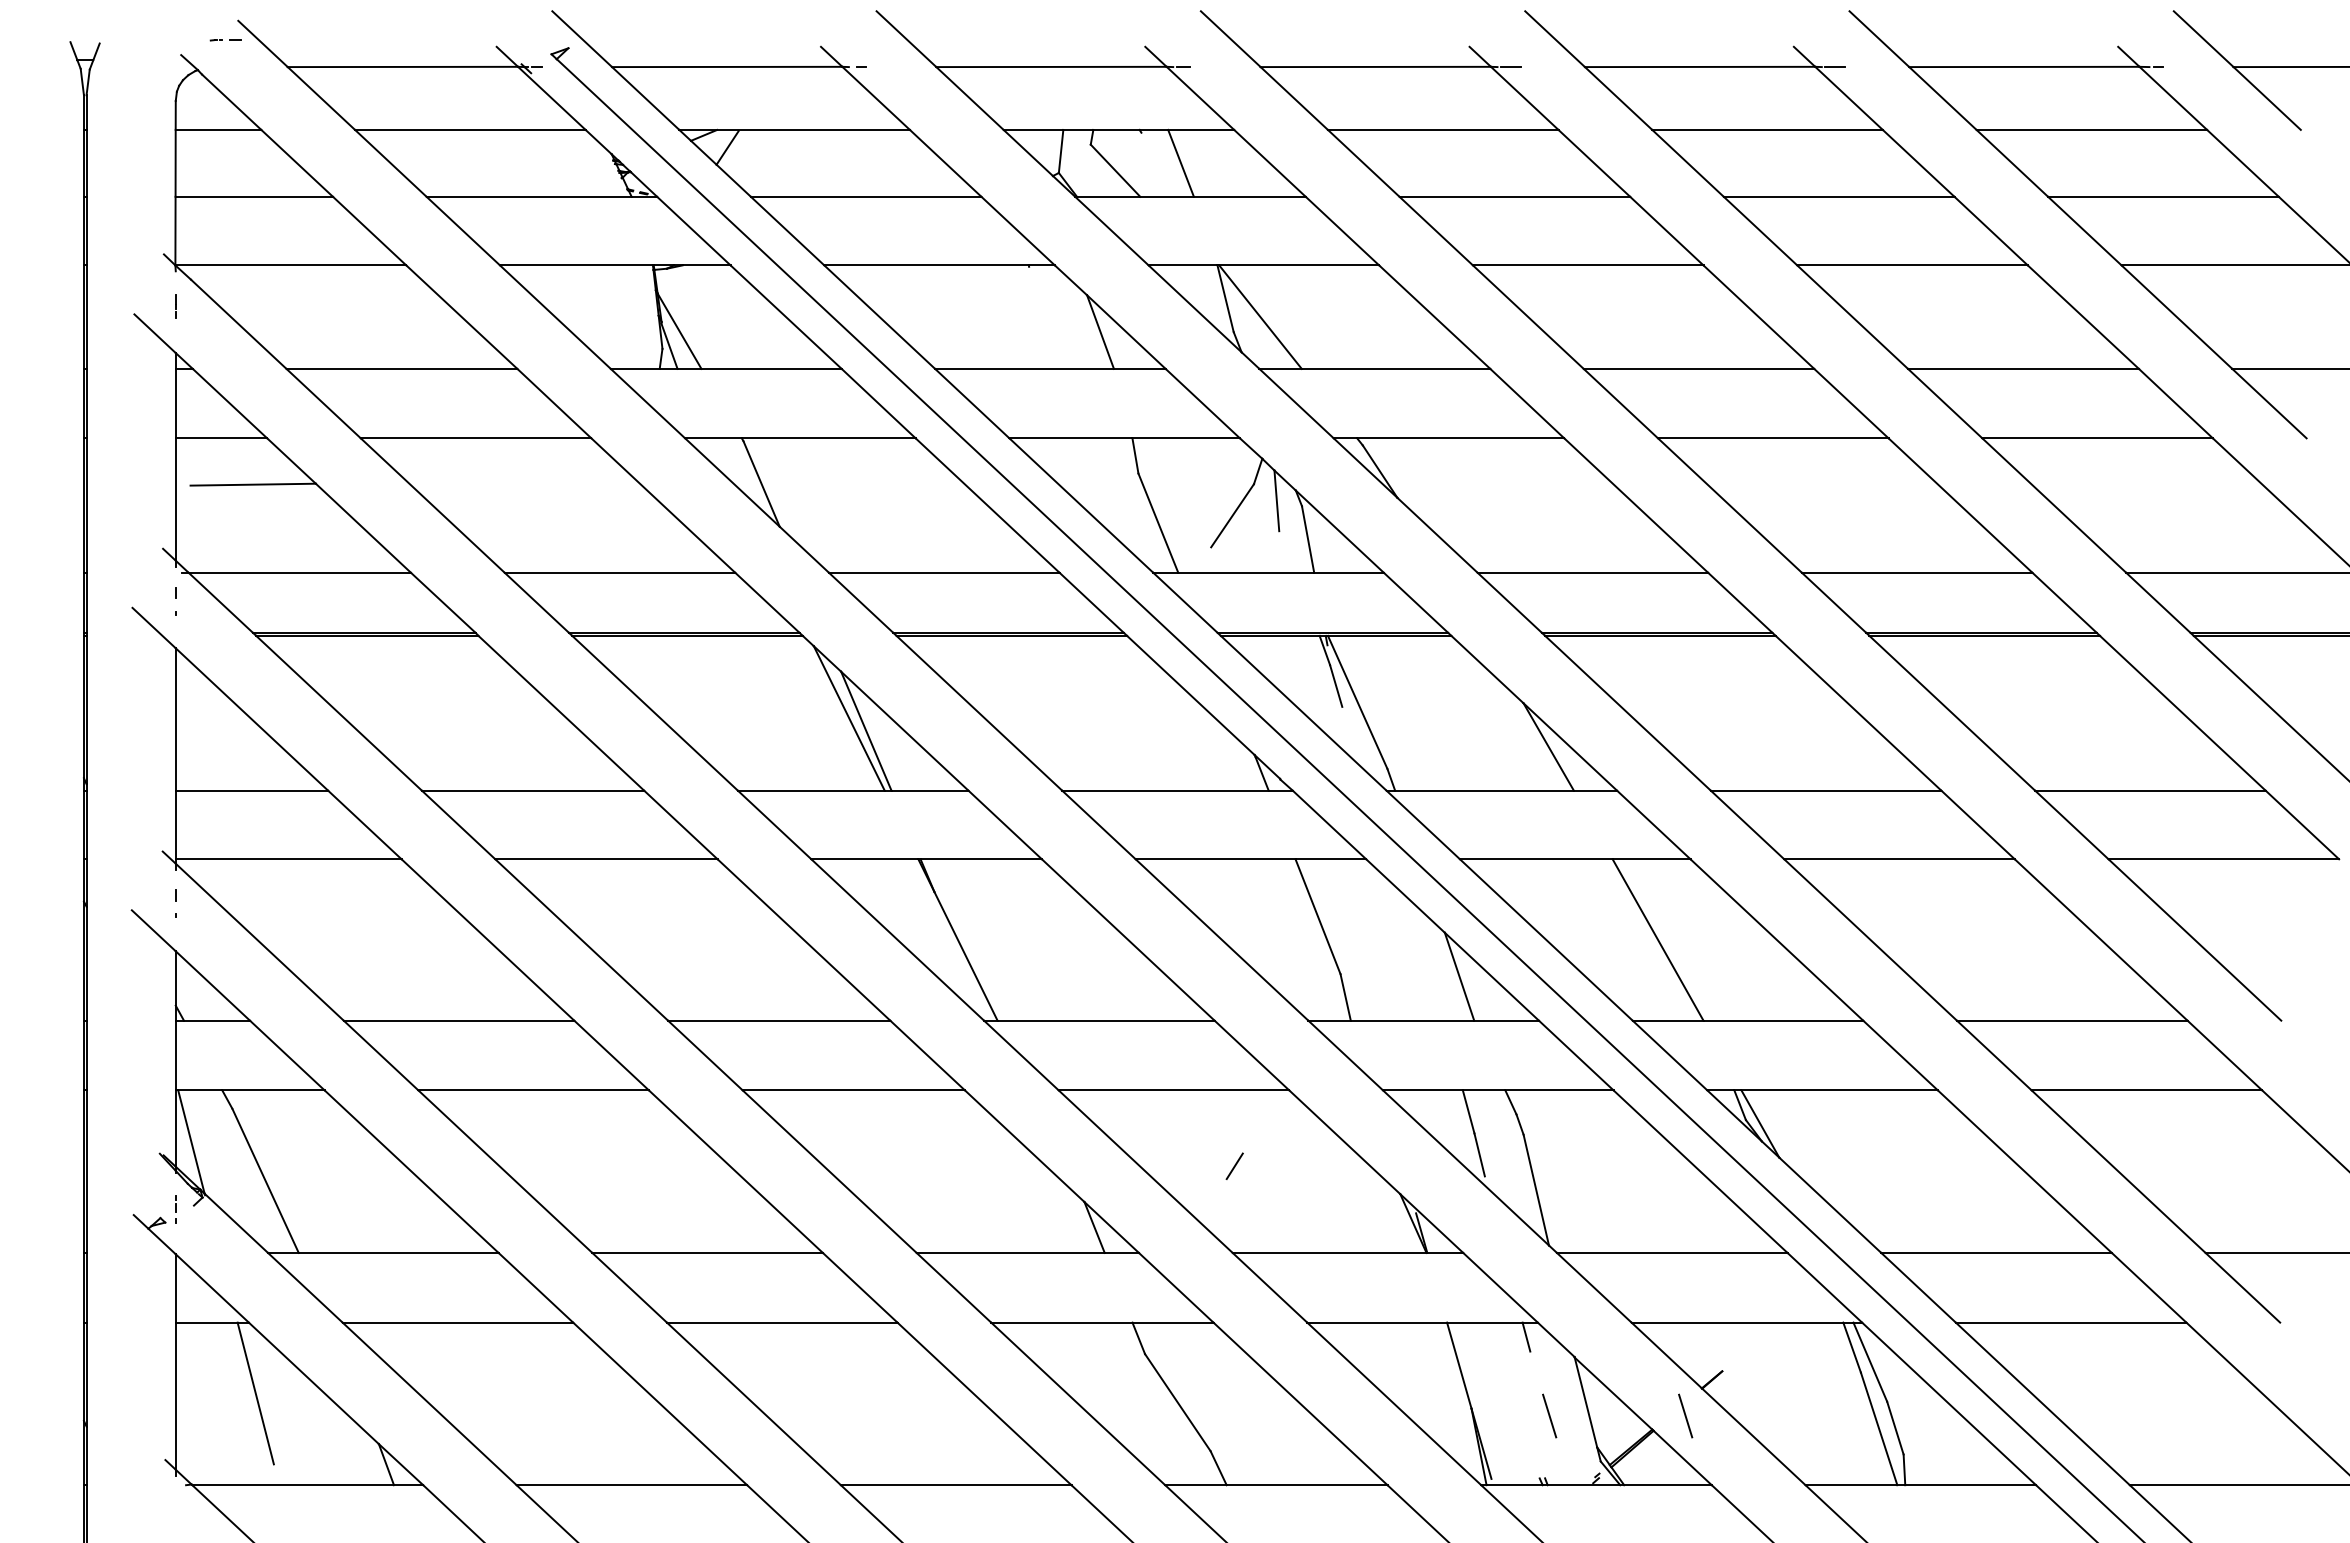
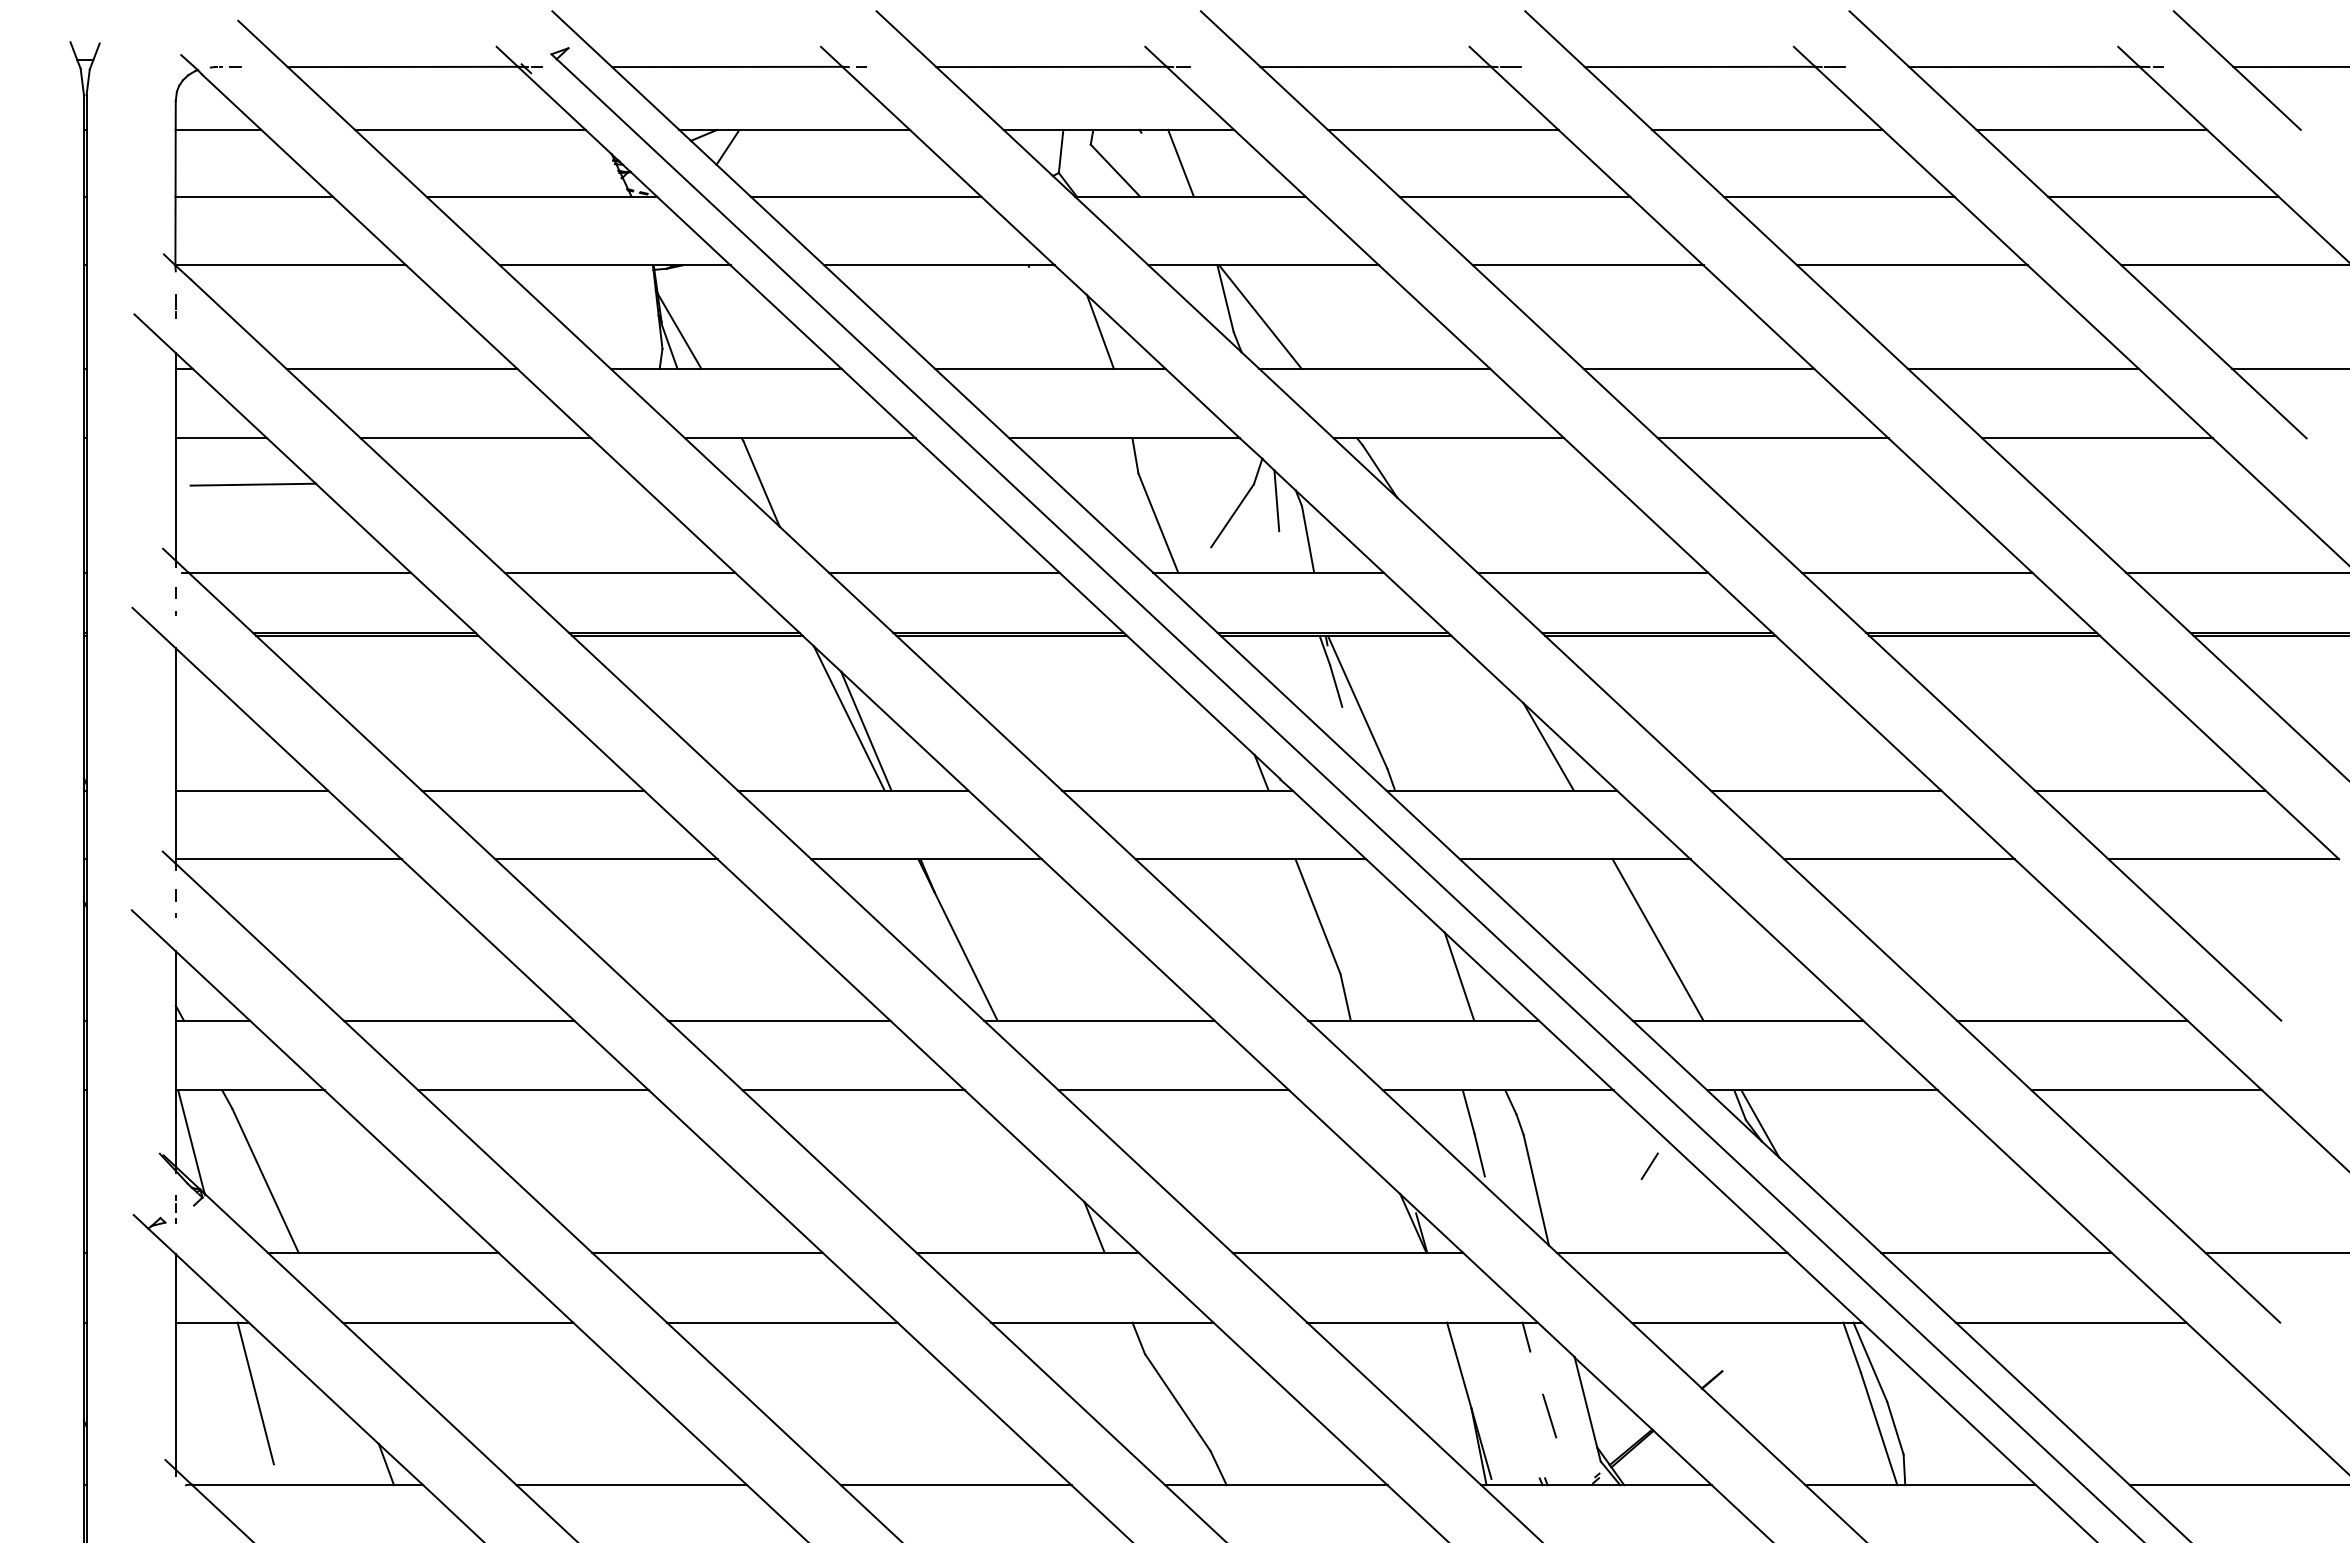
part position: (225, 40) -> (225, 67) (225, 67)
line position: (1234, 1165) -> (1649, 1165) (1649, 1165)
line: present -> none (1685, 1415)
